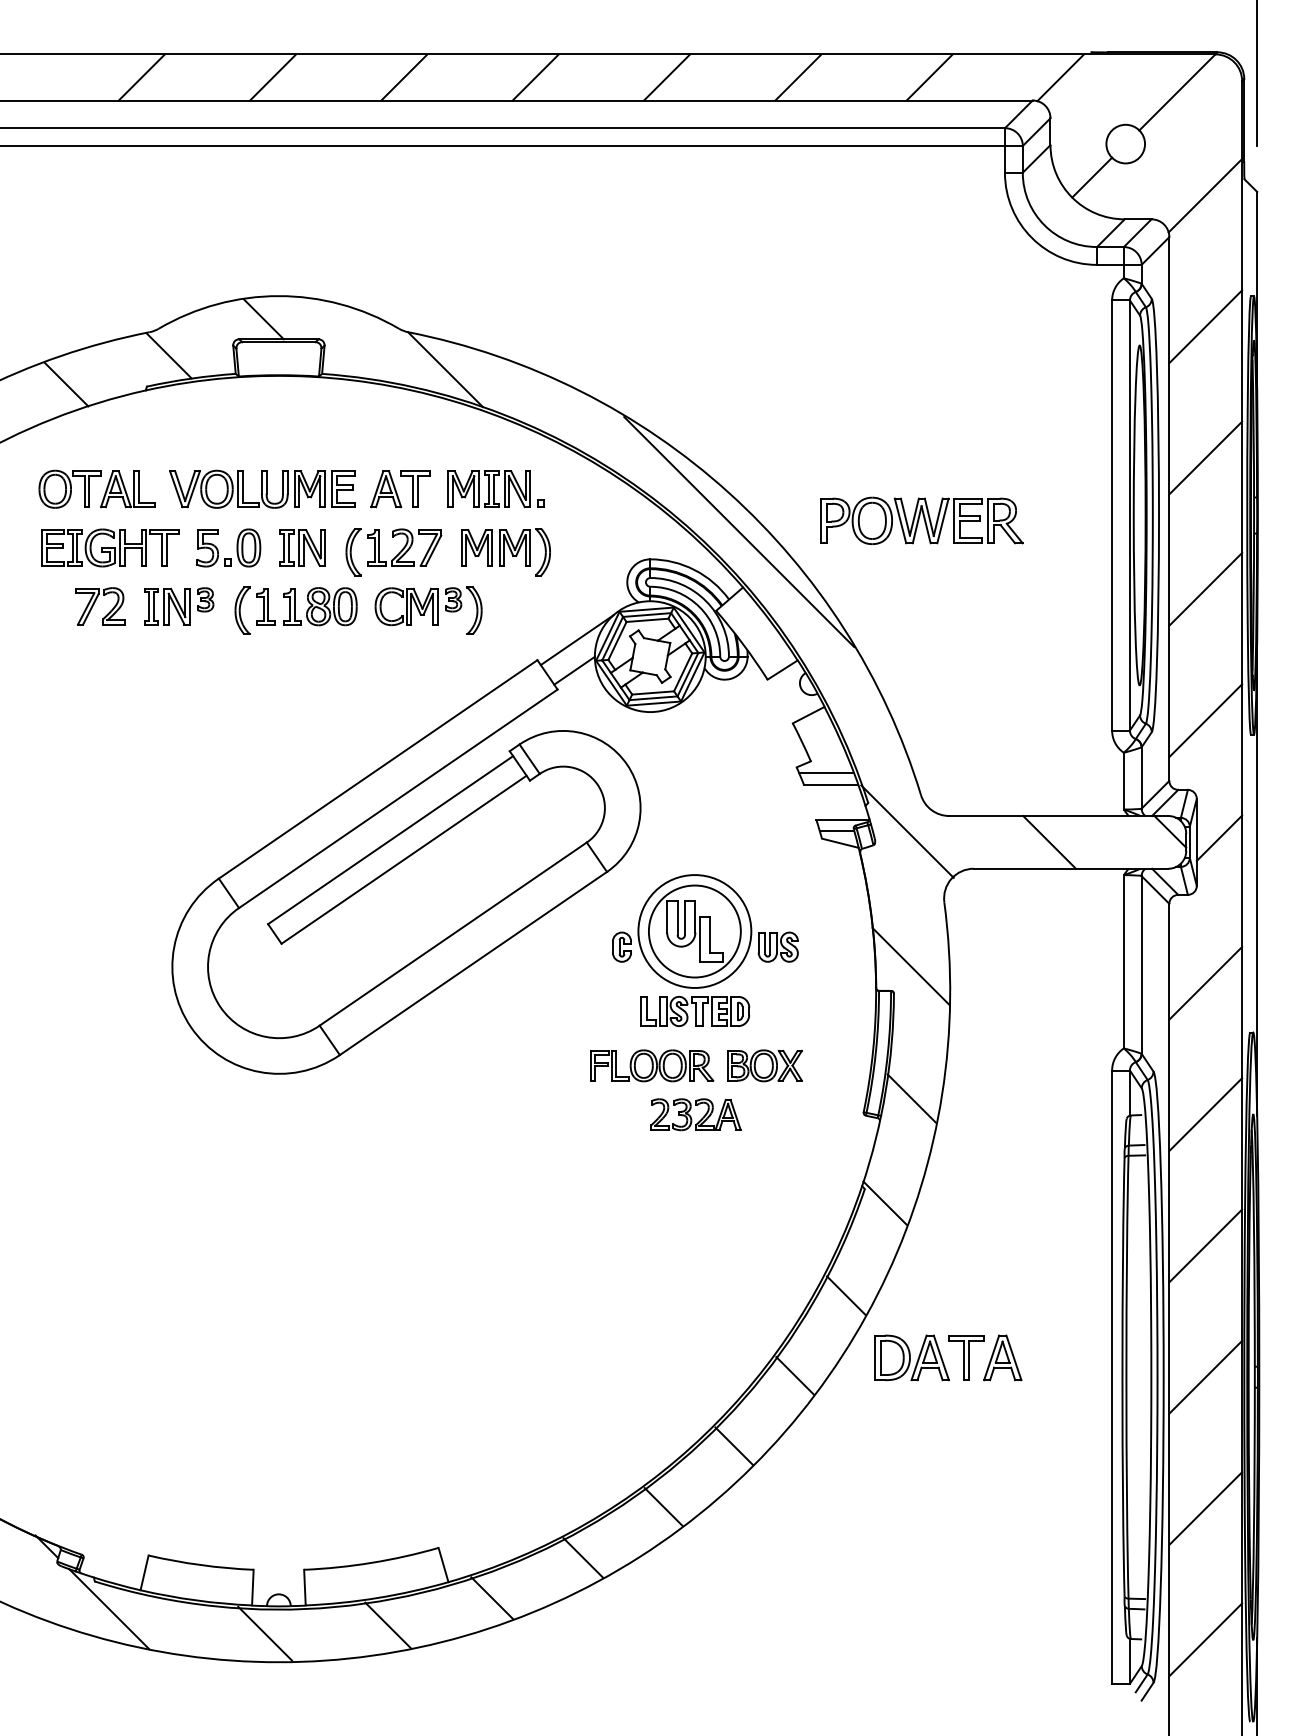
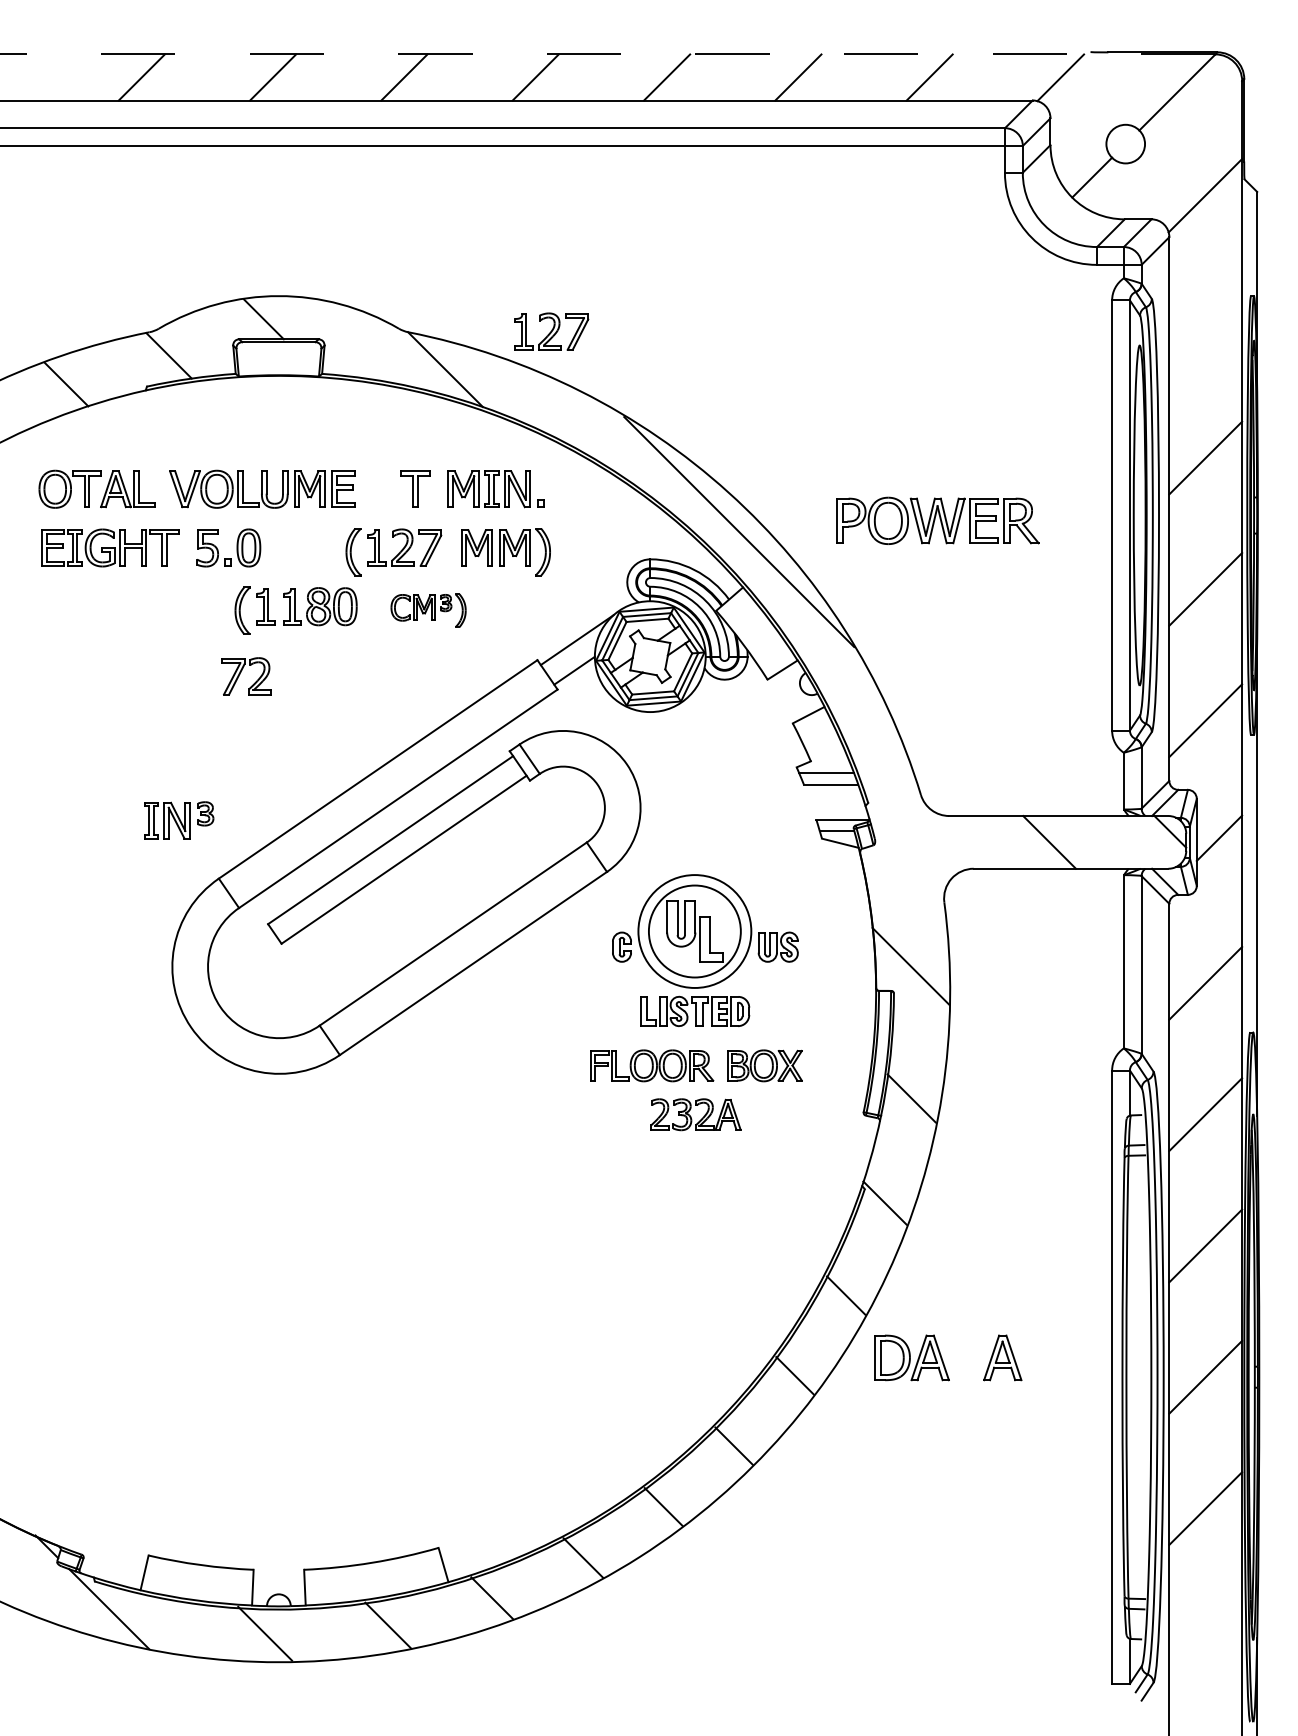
line: solid -> dashed (607, 54)
line: present -> none (1257, 73)
line: present -> none (1205, 326)
part: none -> present (551, 331)
part: present -> none (386, 489)
part position: (921, 520) -> (937, 520) (937, 520)
part: present -> none (302, 547)
part position: (94, 604) -> (240, 674) (240, 674)
part position: (179, 606) -> (179, 820) (179, 820)
part size: 109x49 px -> 77x35 px (428, 610)
line: present -> none (907, 831)
part: present -> none (966, 1357)
line: present -> none (1205, 1639)
